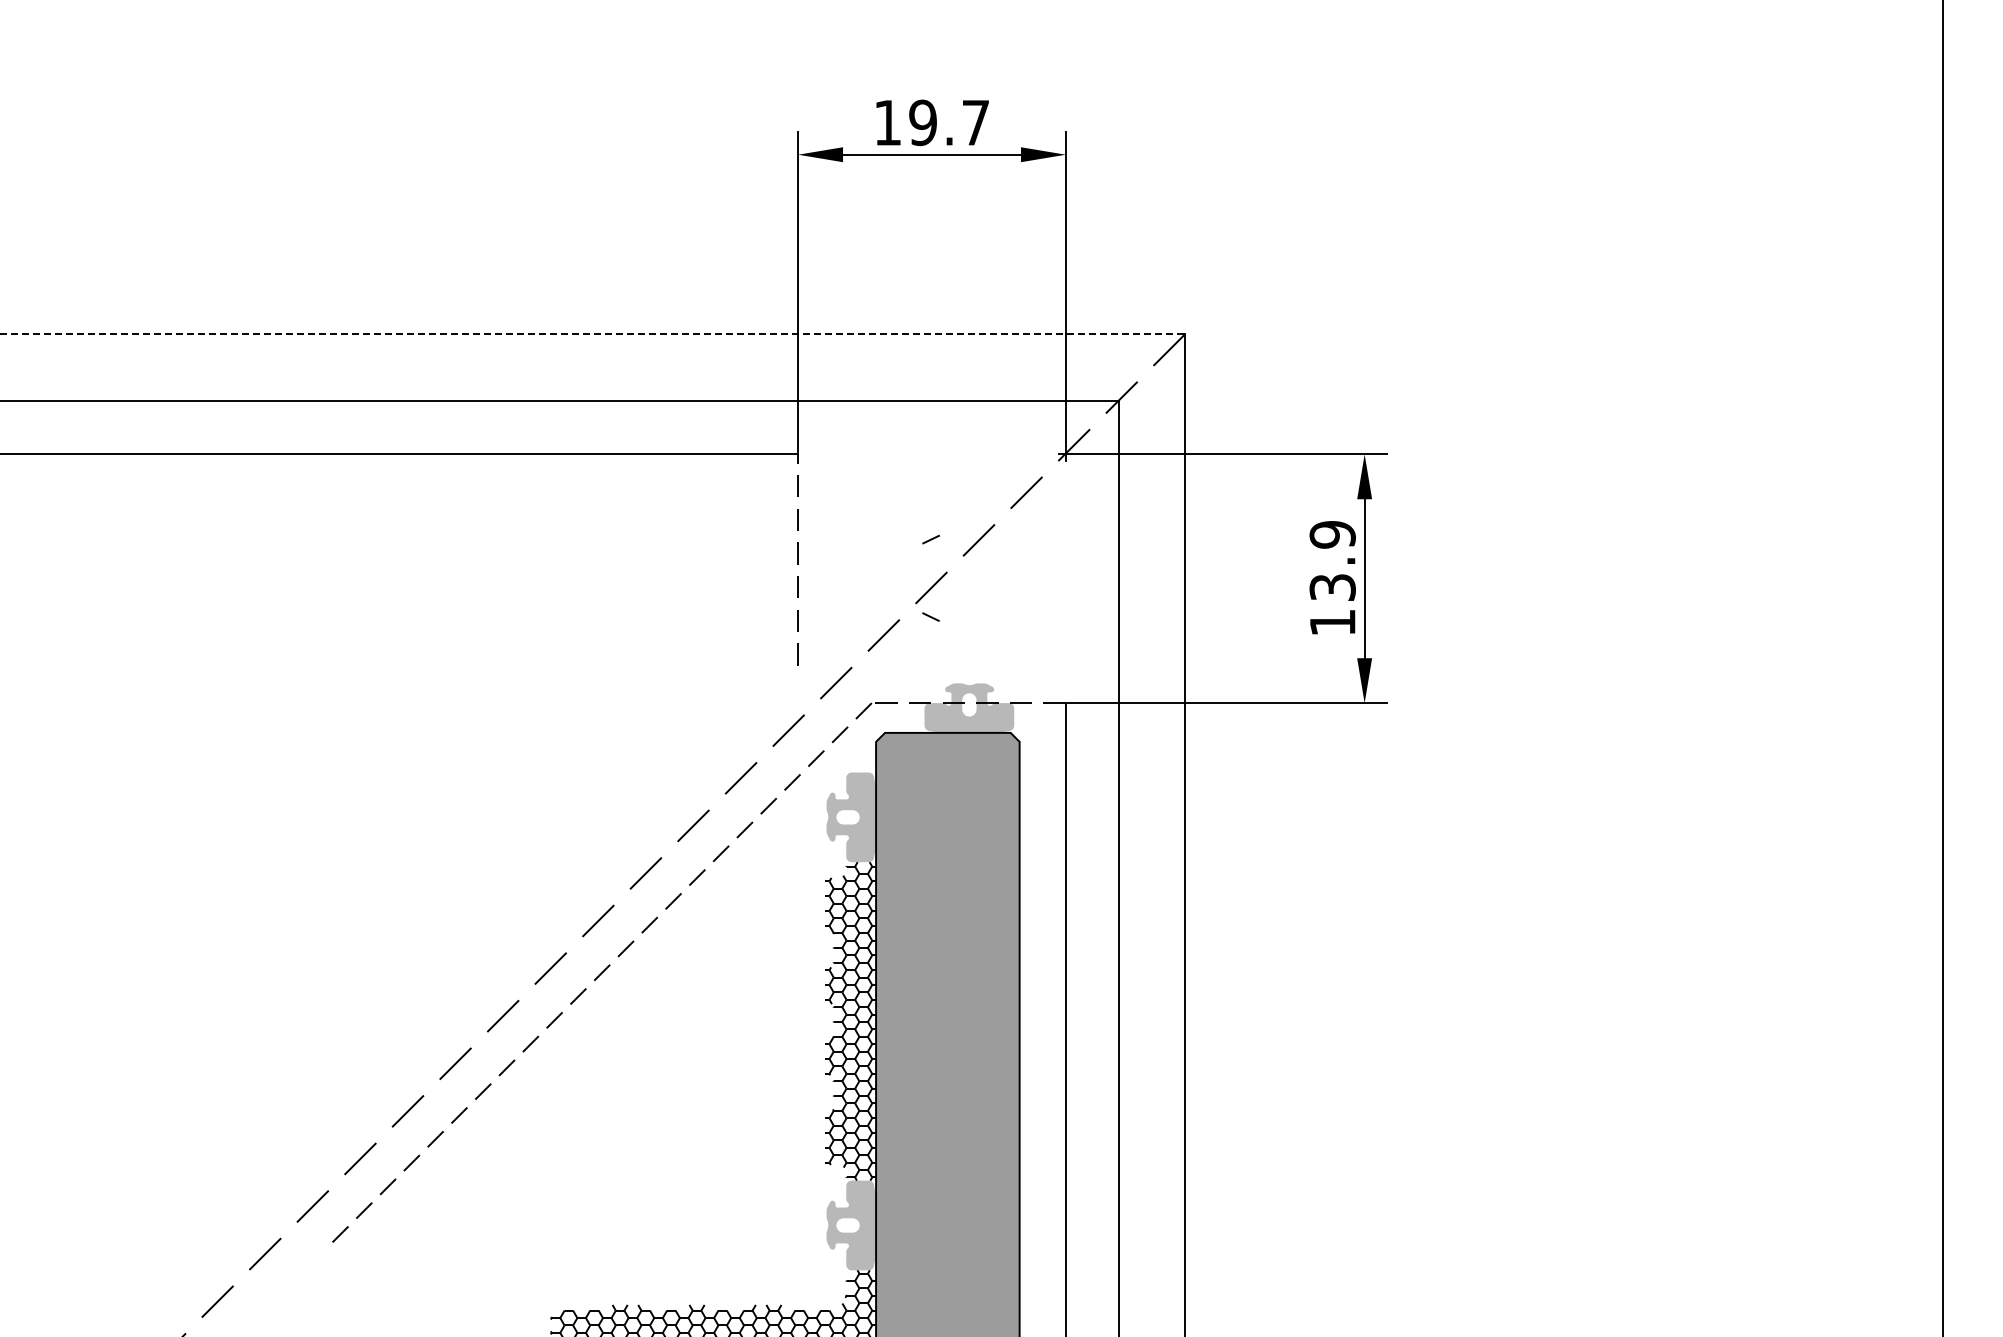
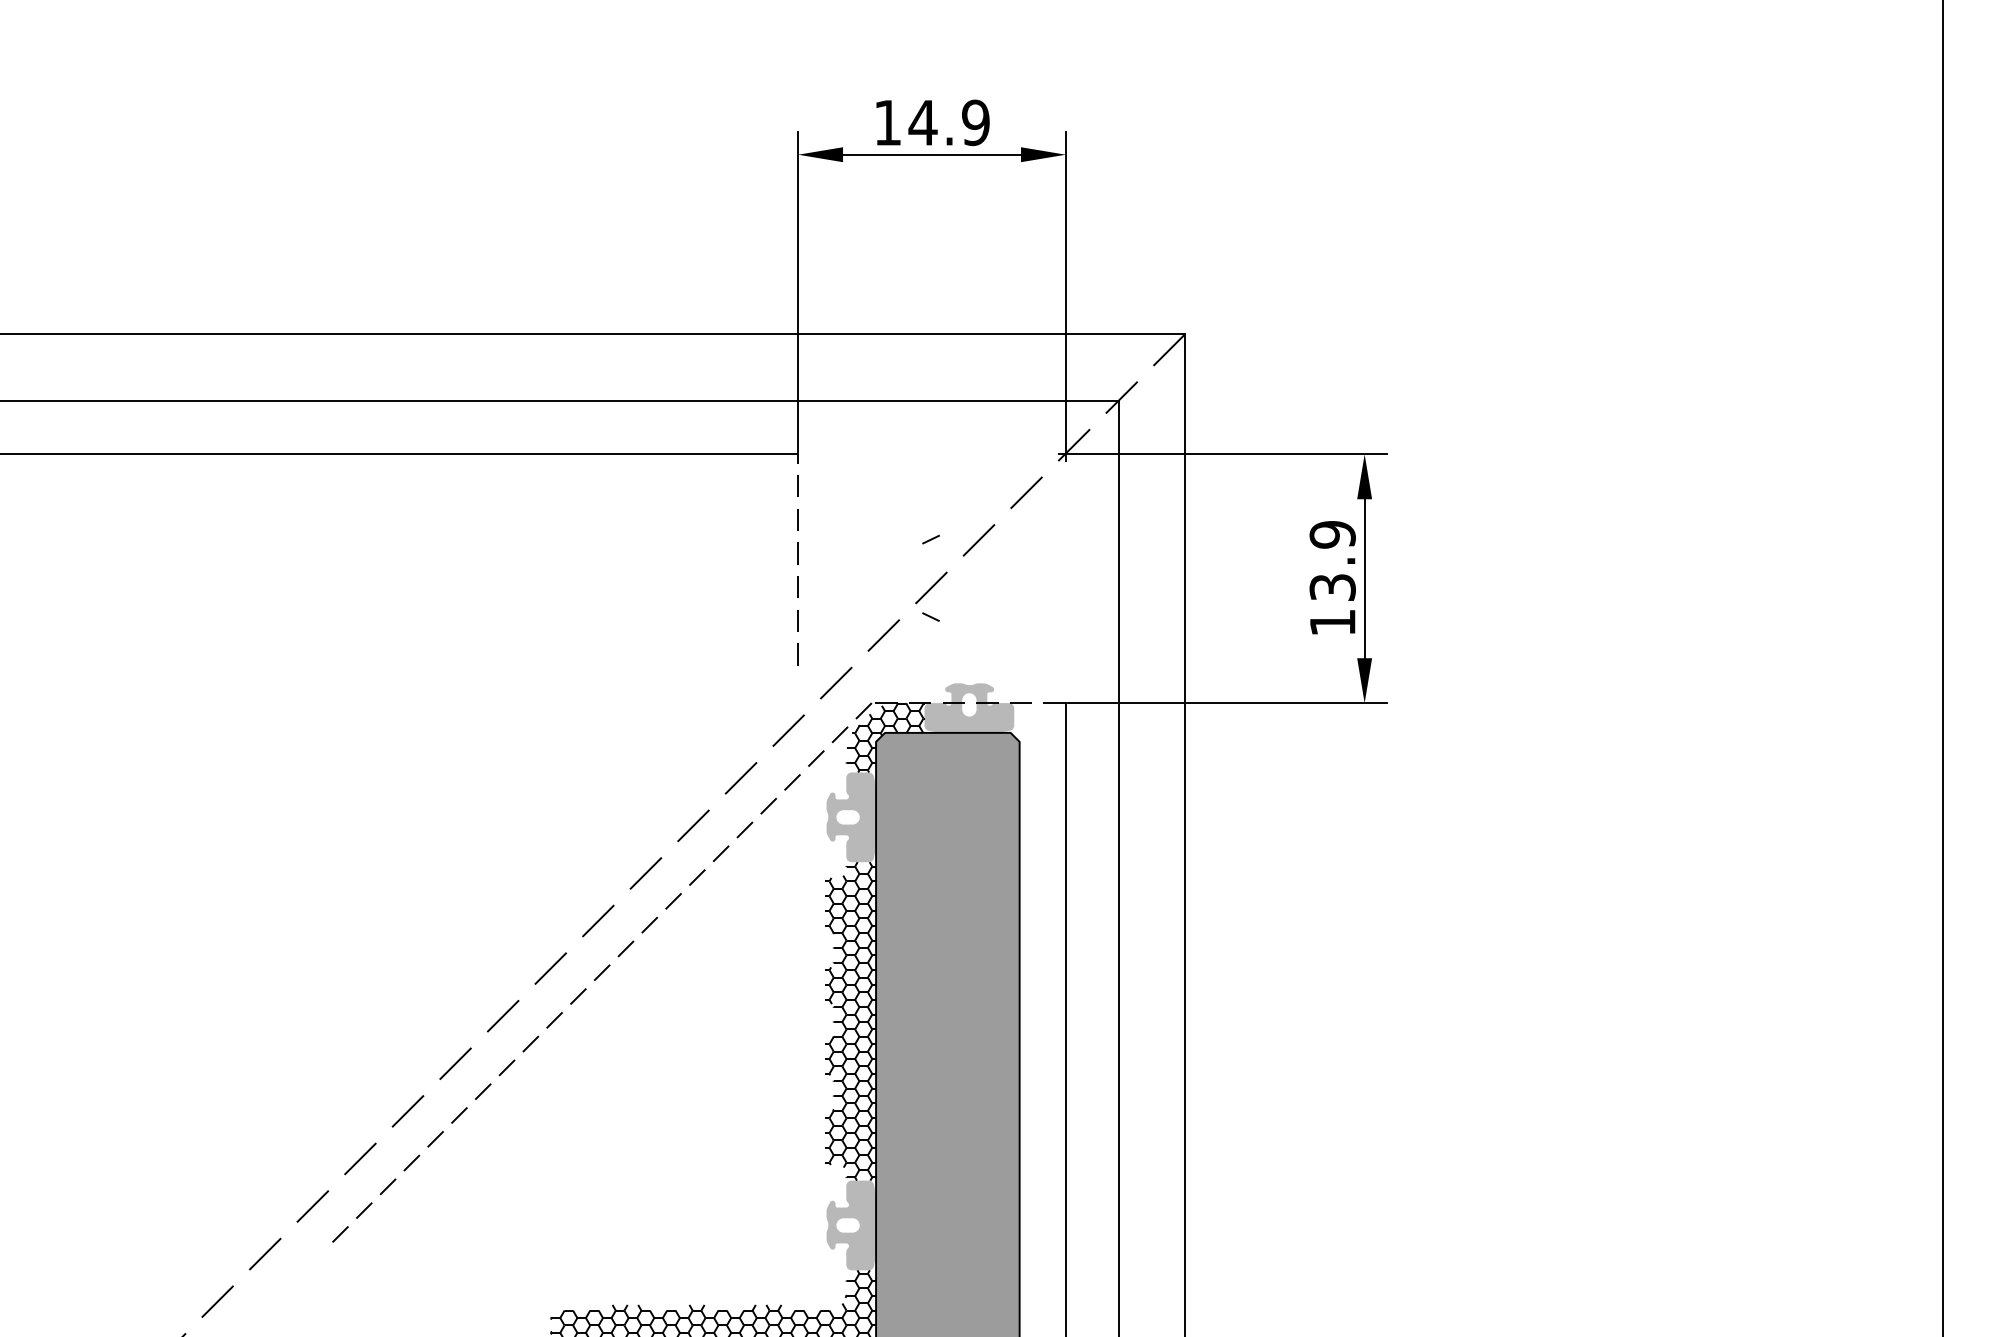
text: 19.7 -> 14.9 (948, 122)
line: dashed -> solid (593, 334)
hatch: none -> present (885, 737)
